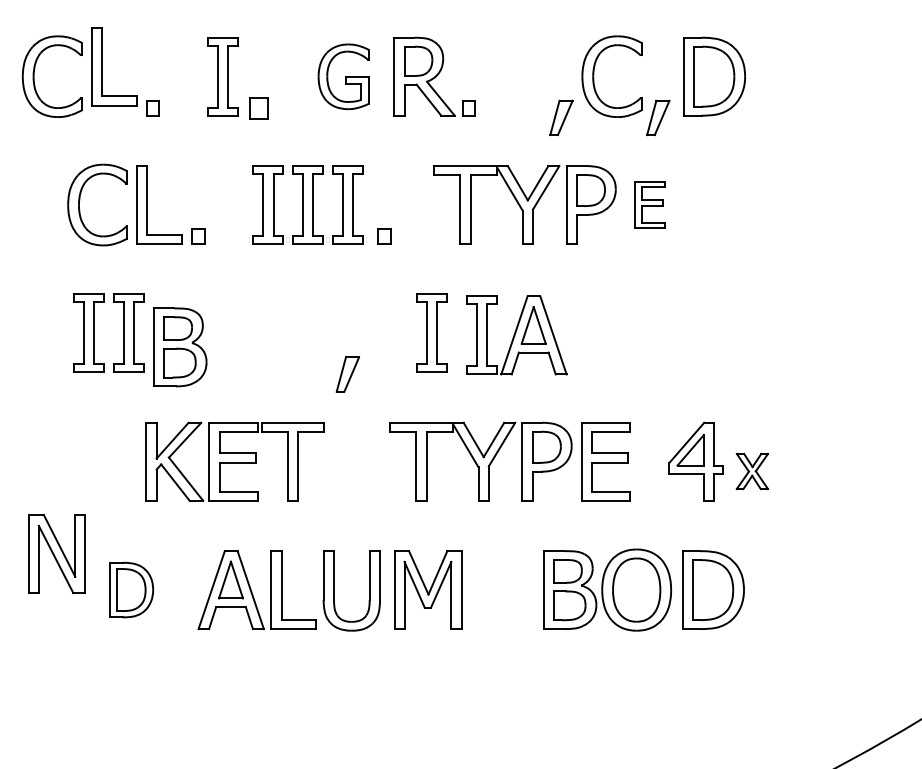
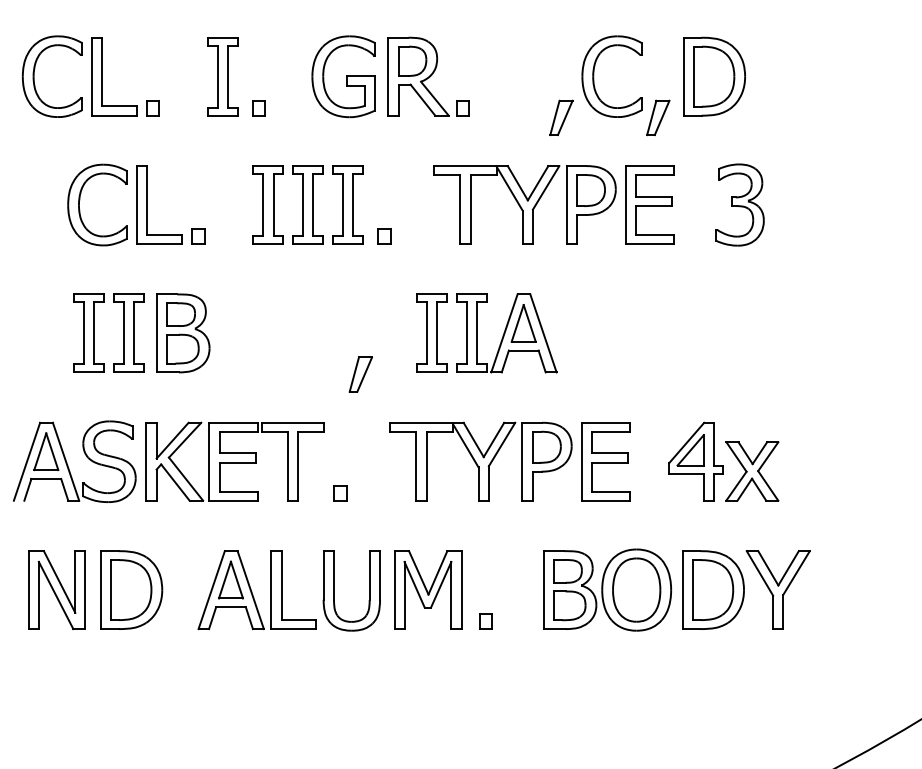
part position: (102, 66) -> (102, 76) (102, 76)
part size: 53x67 px -> 65x84 px (343, 76)
part position: (434, 76) -> (428, 76) (428, 76)
part size: 20x23 px -> 14x17 px (258, 108)
part size: 32x48 px -> 50x80 px (649, 204)
part: none -> present (739, 204)
part position: (516, 335) -> (506, 333) (506, 333)
part position: (180, 347) -> (183, 333) (183, 333)
part position: (347, 374) -> (360, 374) (360, 374)
part: none -> present (67, 462)
part size: 34x39 px -> 55x61 px (752, 471)
part: none -> present (340, 493)
part position: (56, 554) -> (56, 590) (56, 590)
part size: 46x58 px -> 64x80 px (131, 589)
part: none -> present (777, 589)
part: none -> present (485, 621)
